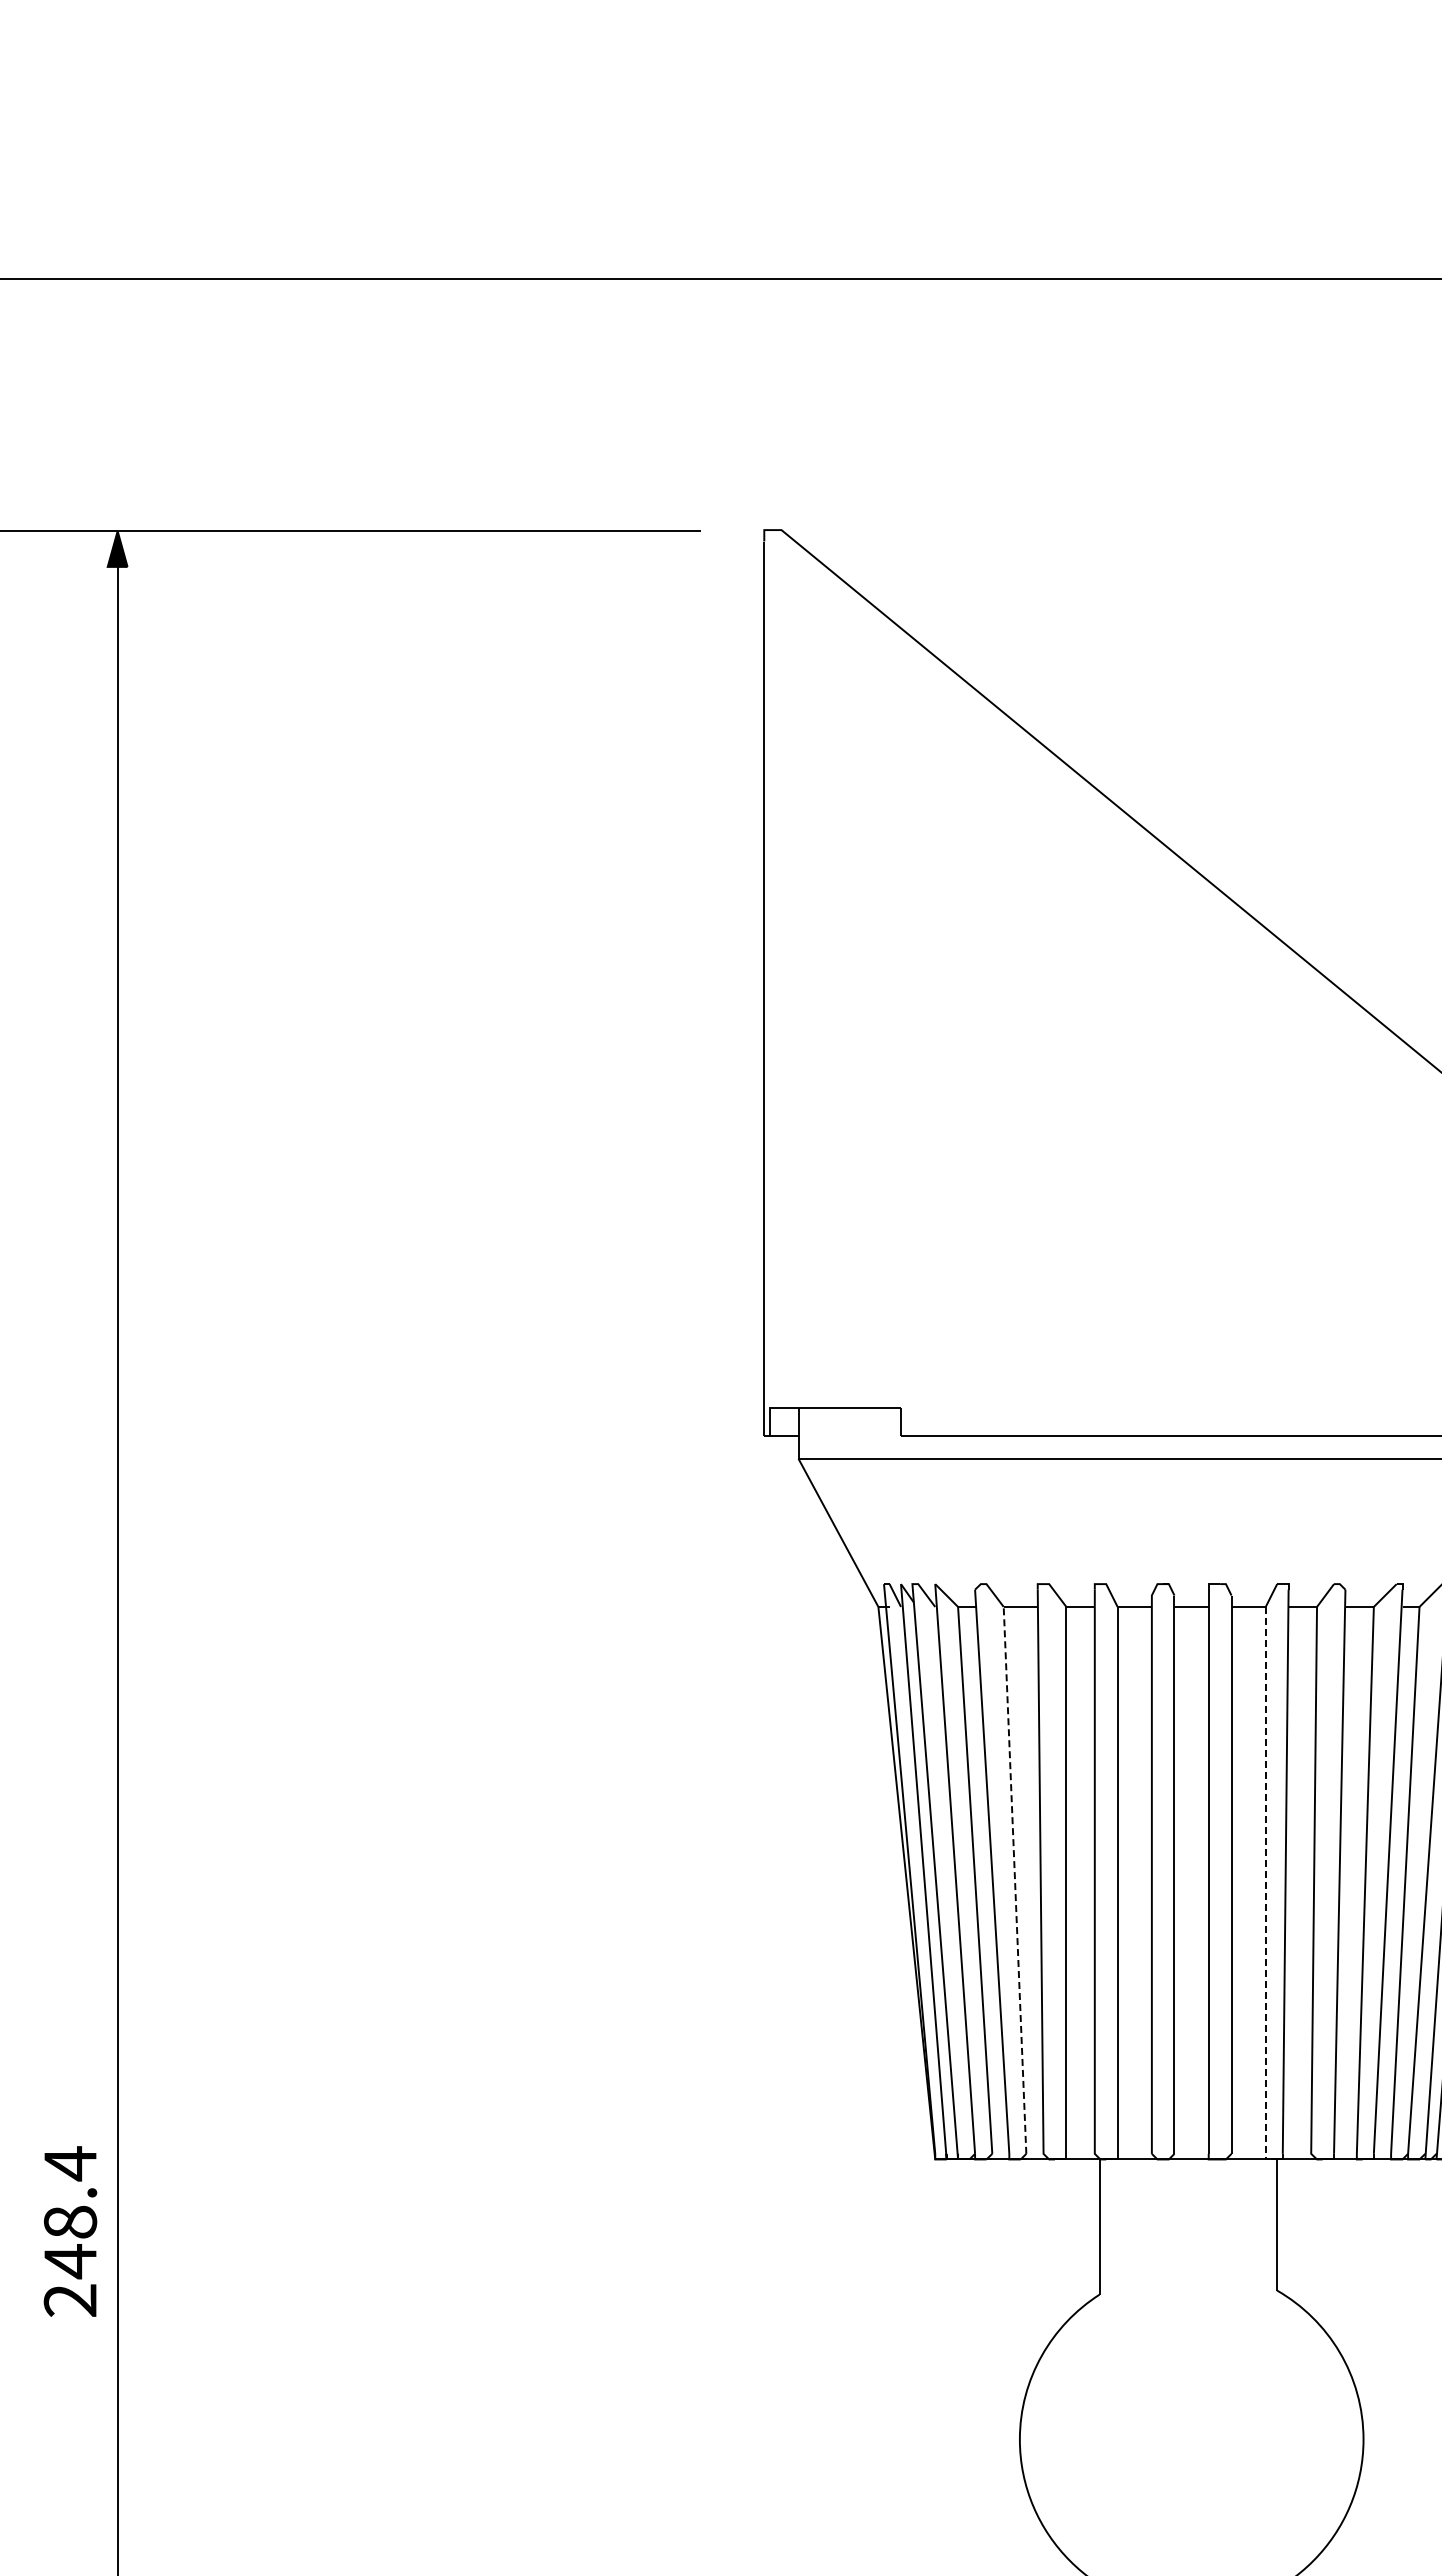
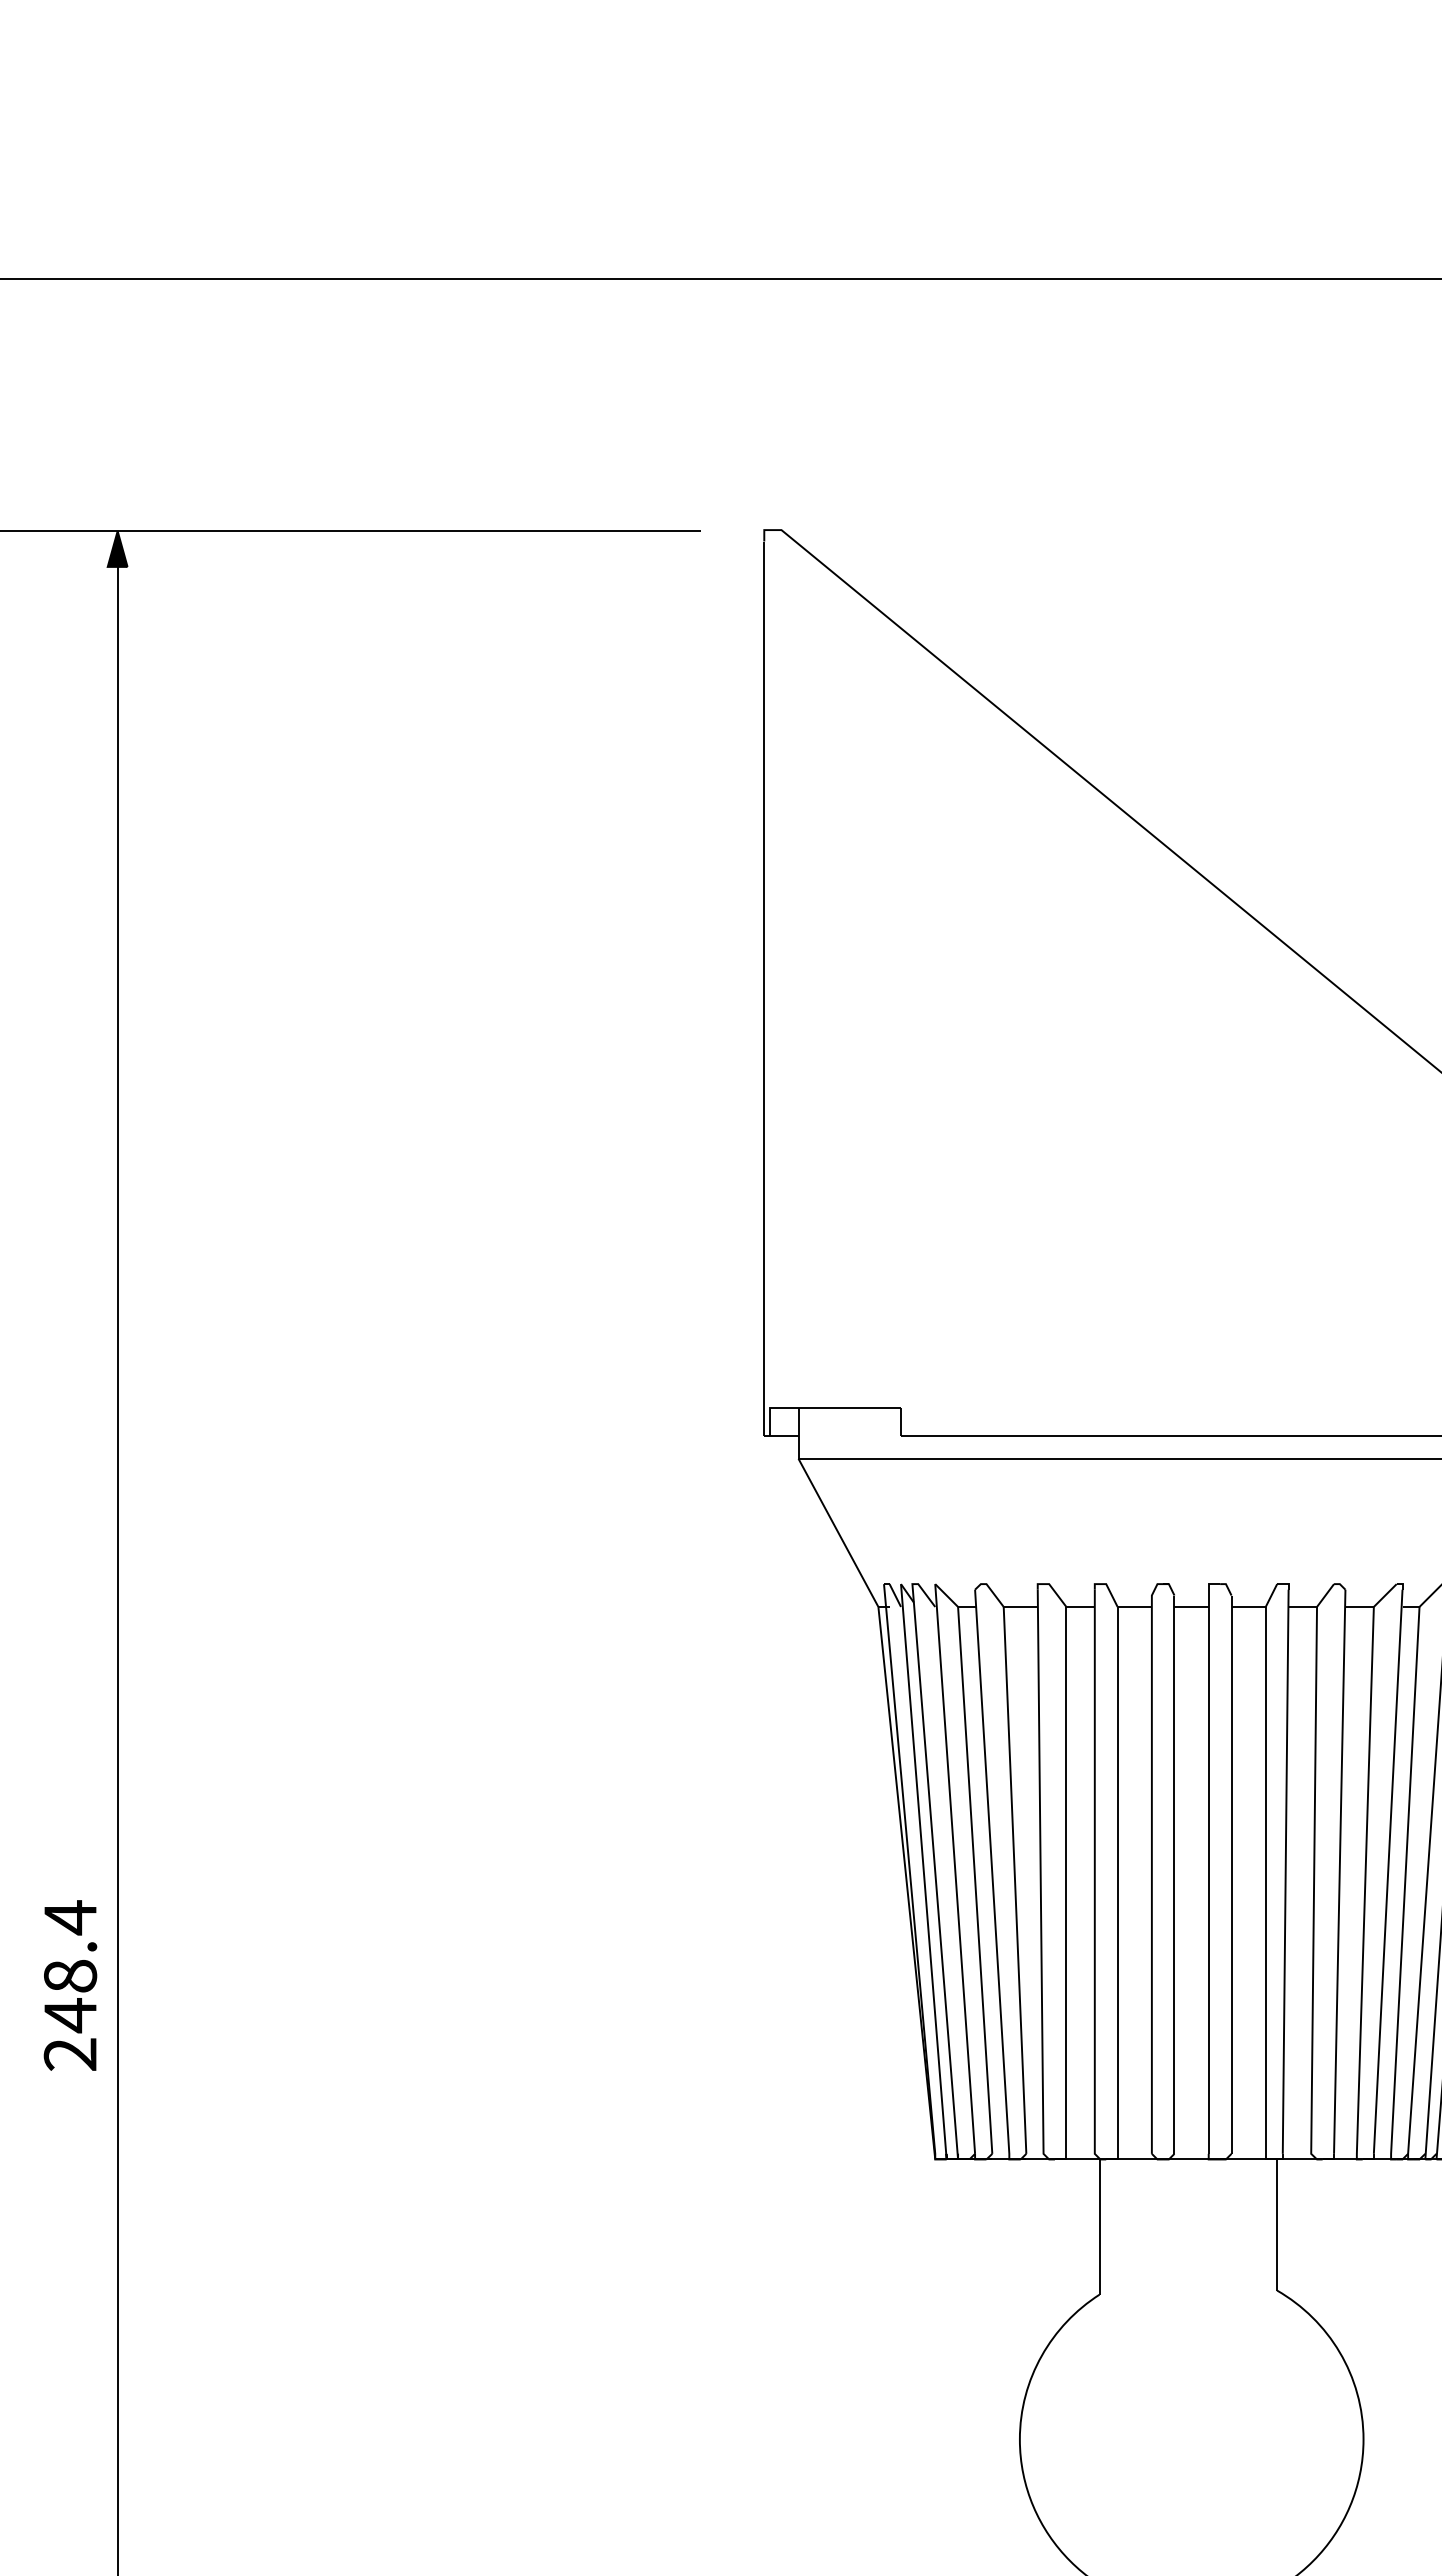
line: dashed -> solid (1015, 1880)
line: dashed -> solid (1265, 1887)
part position: (70, 2231) -> (70, 1985) (70, 1985)
